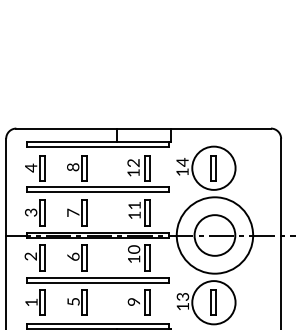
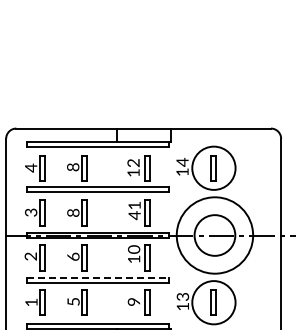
text: 7 -> 8 (73, 212)
text: 11 -> 41 (134, 215)
line: solid -> dashed (98, 277)
